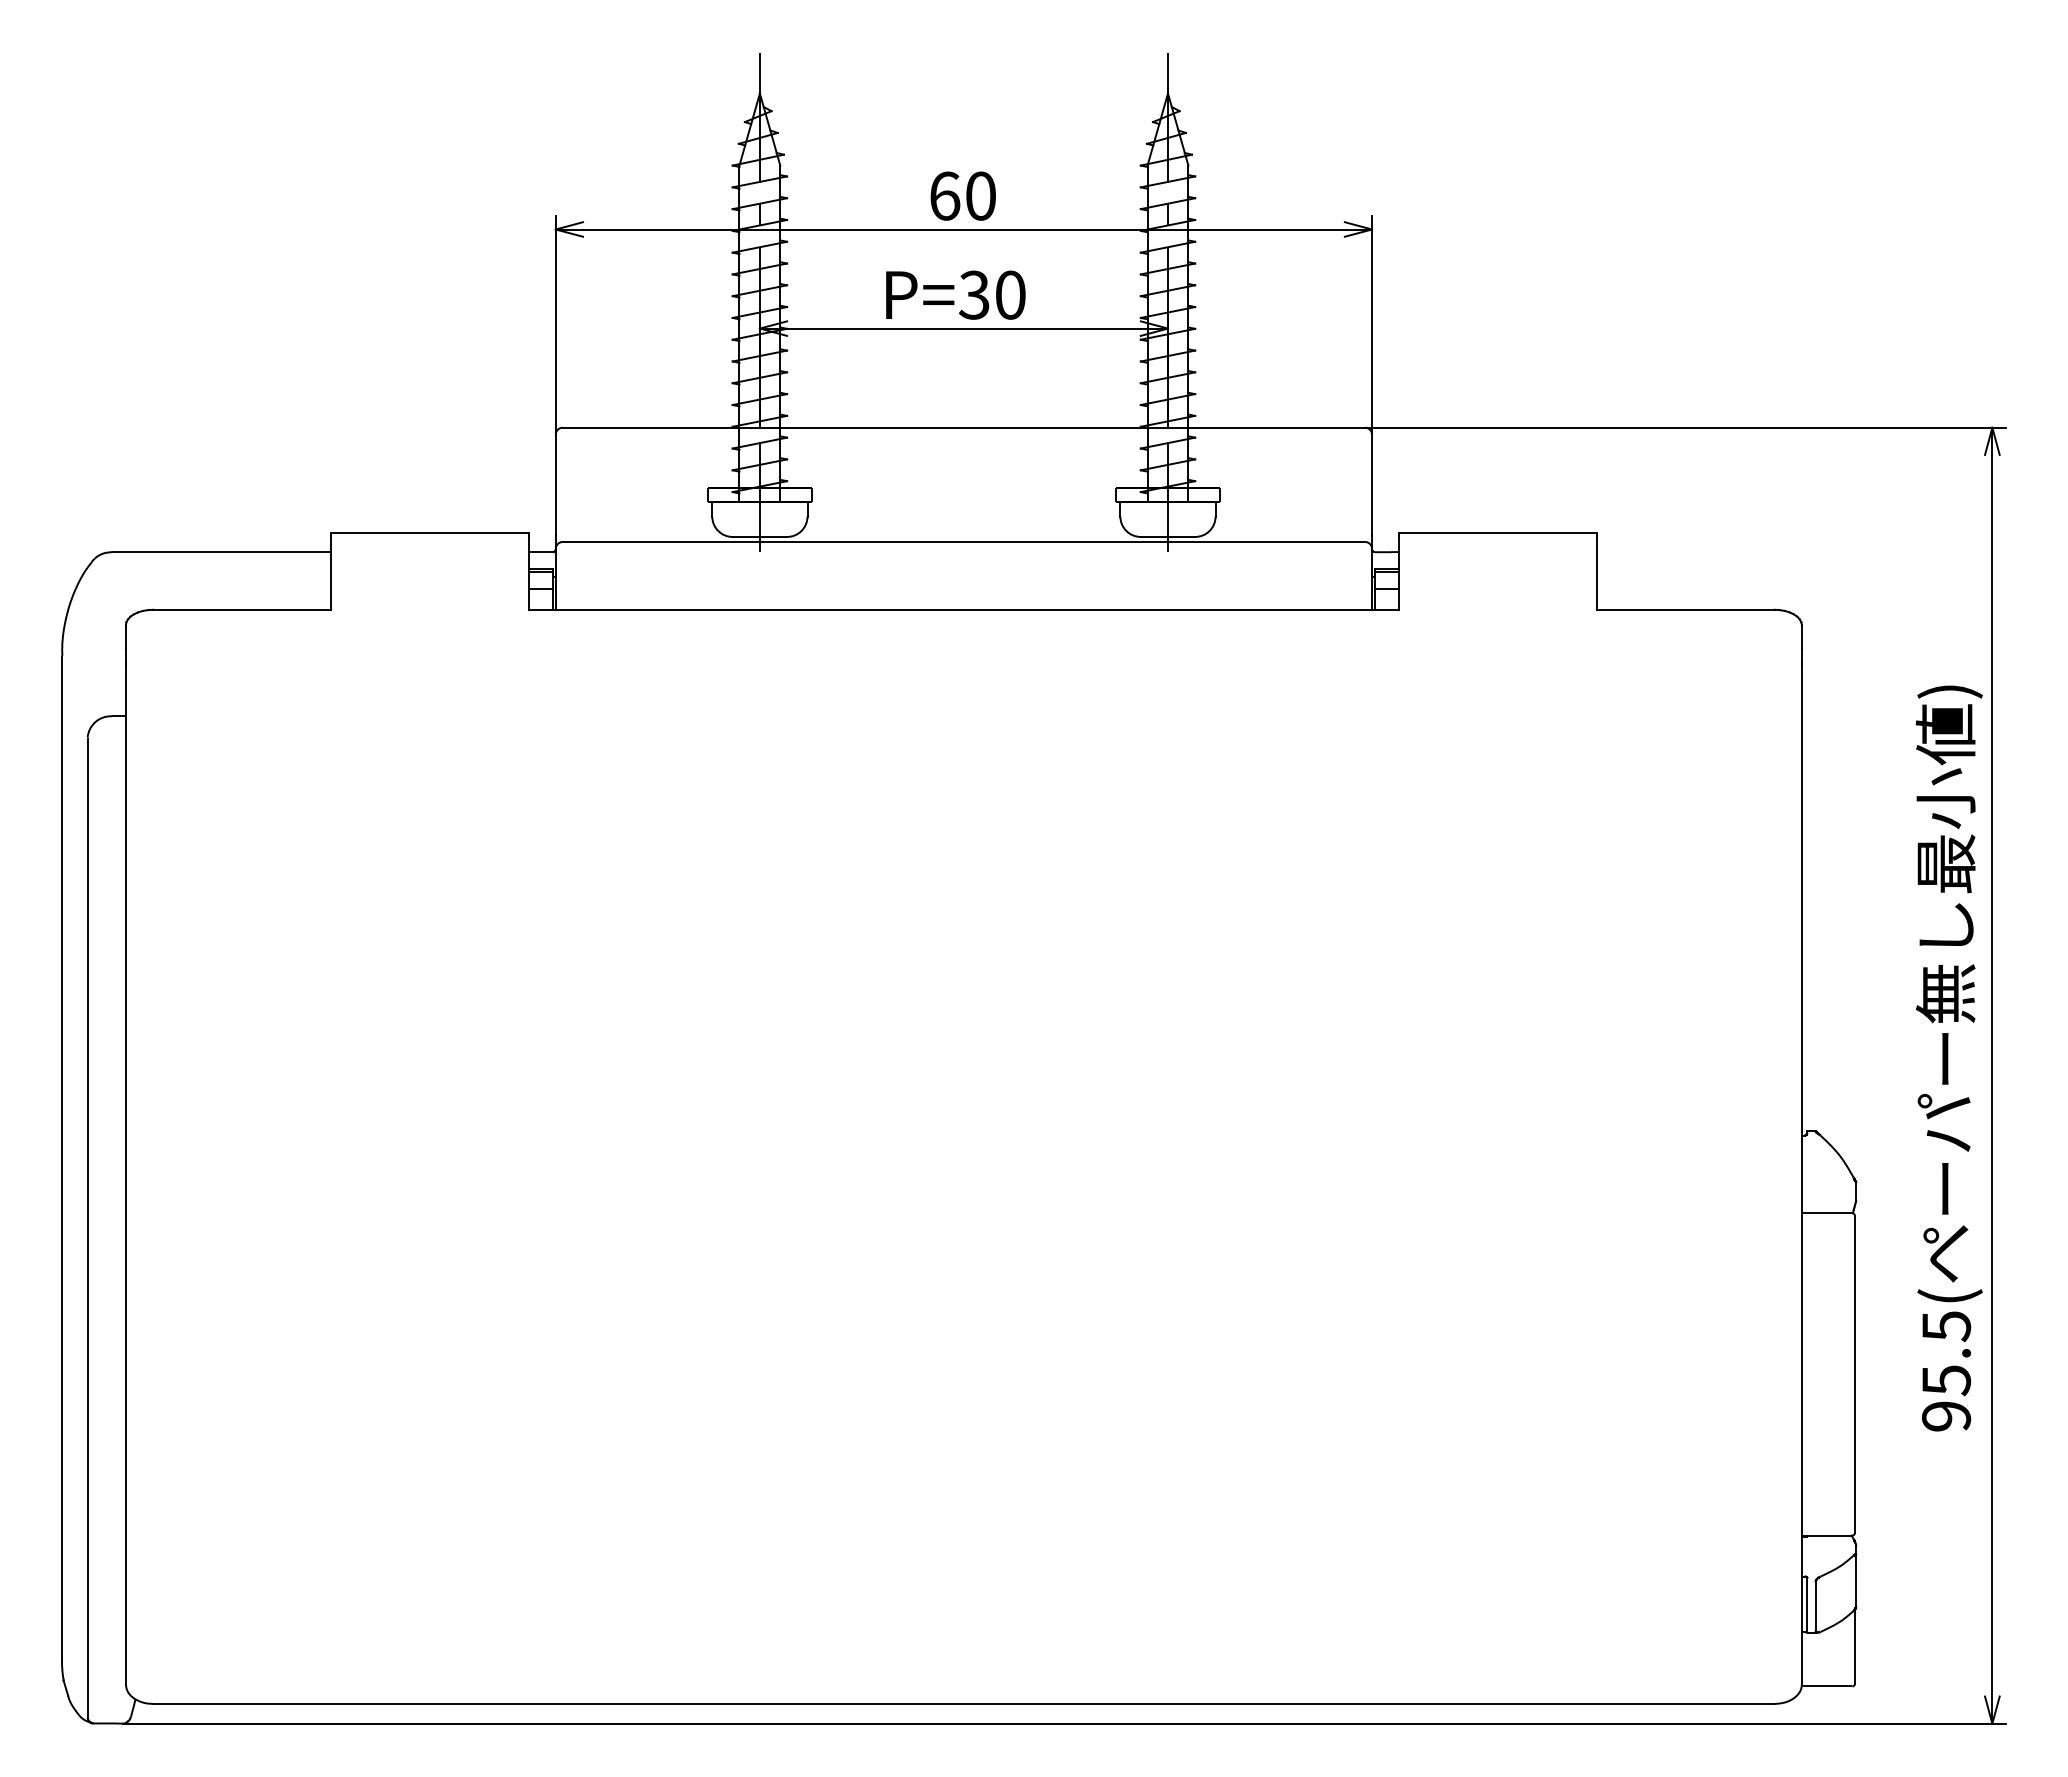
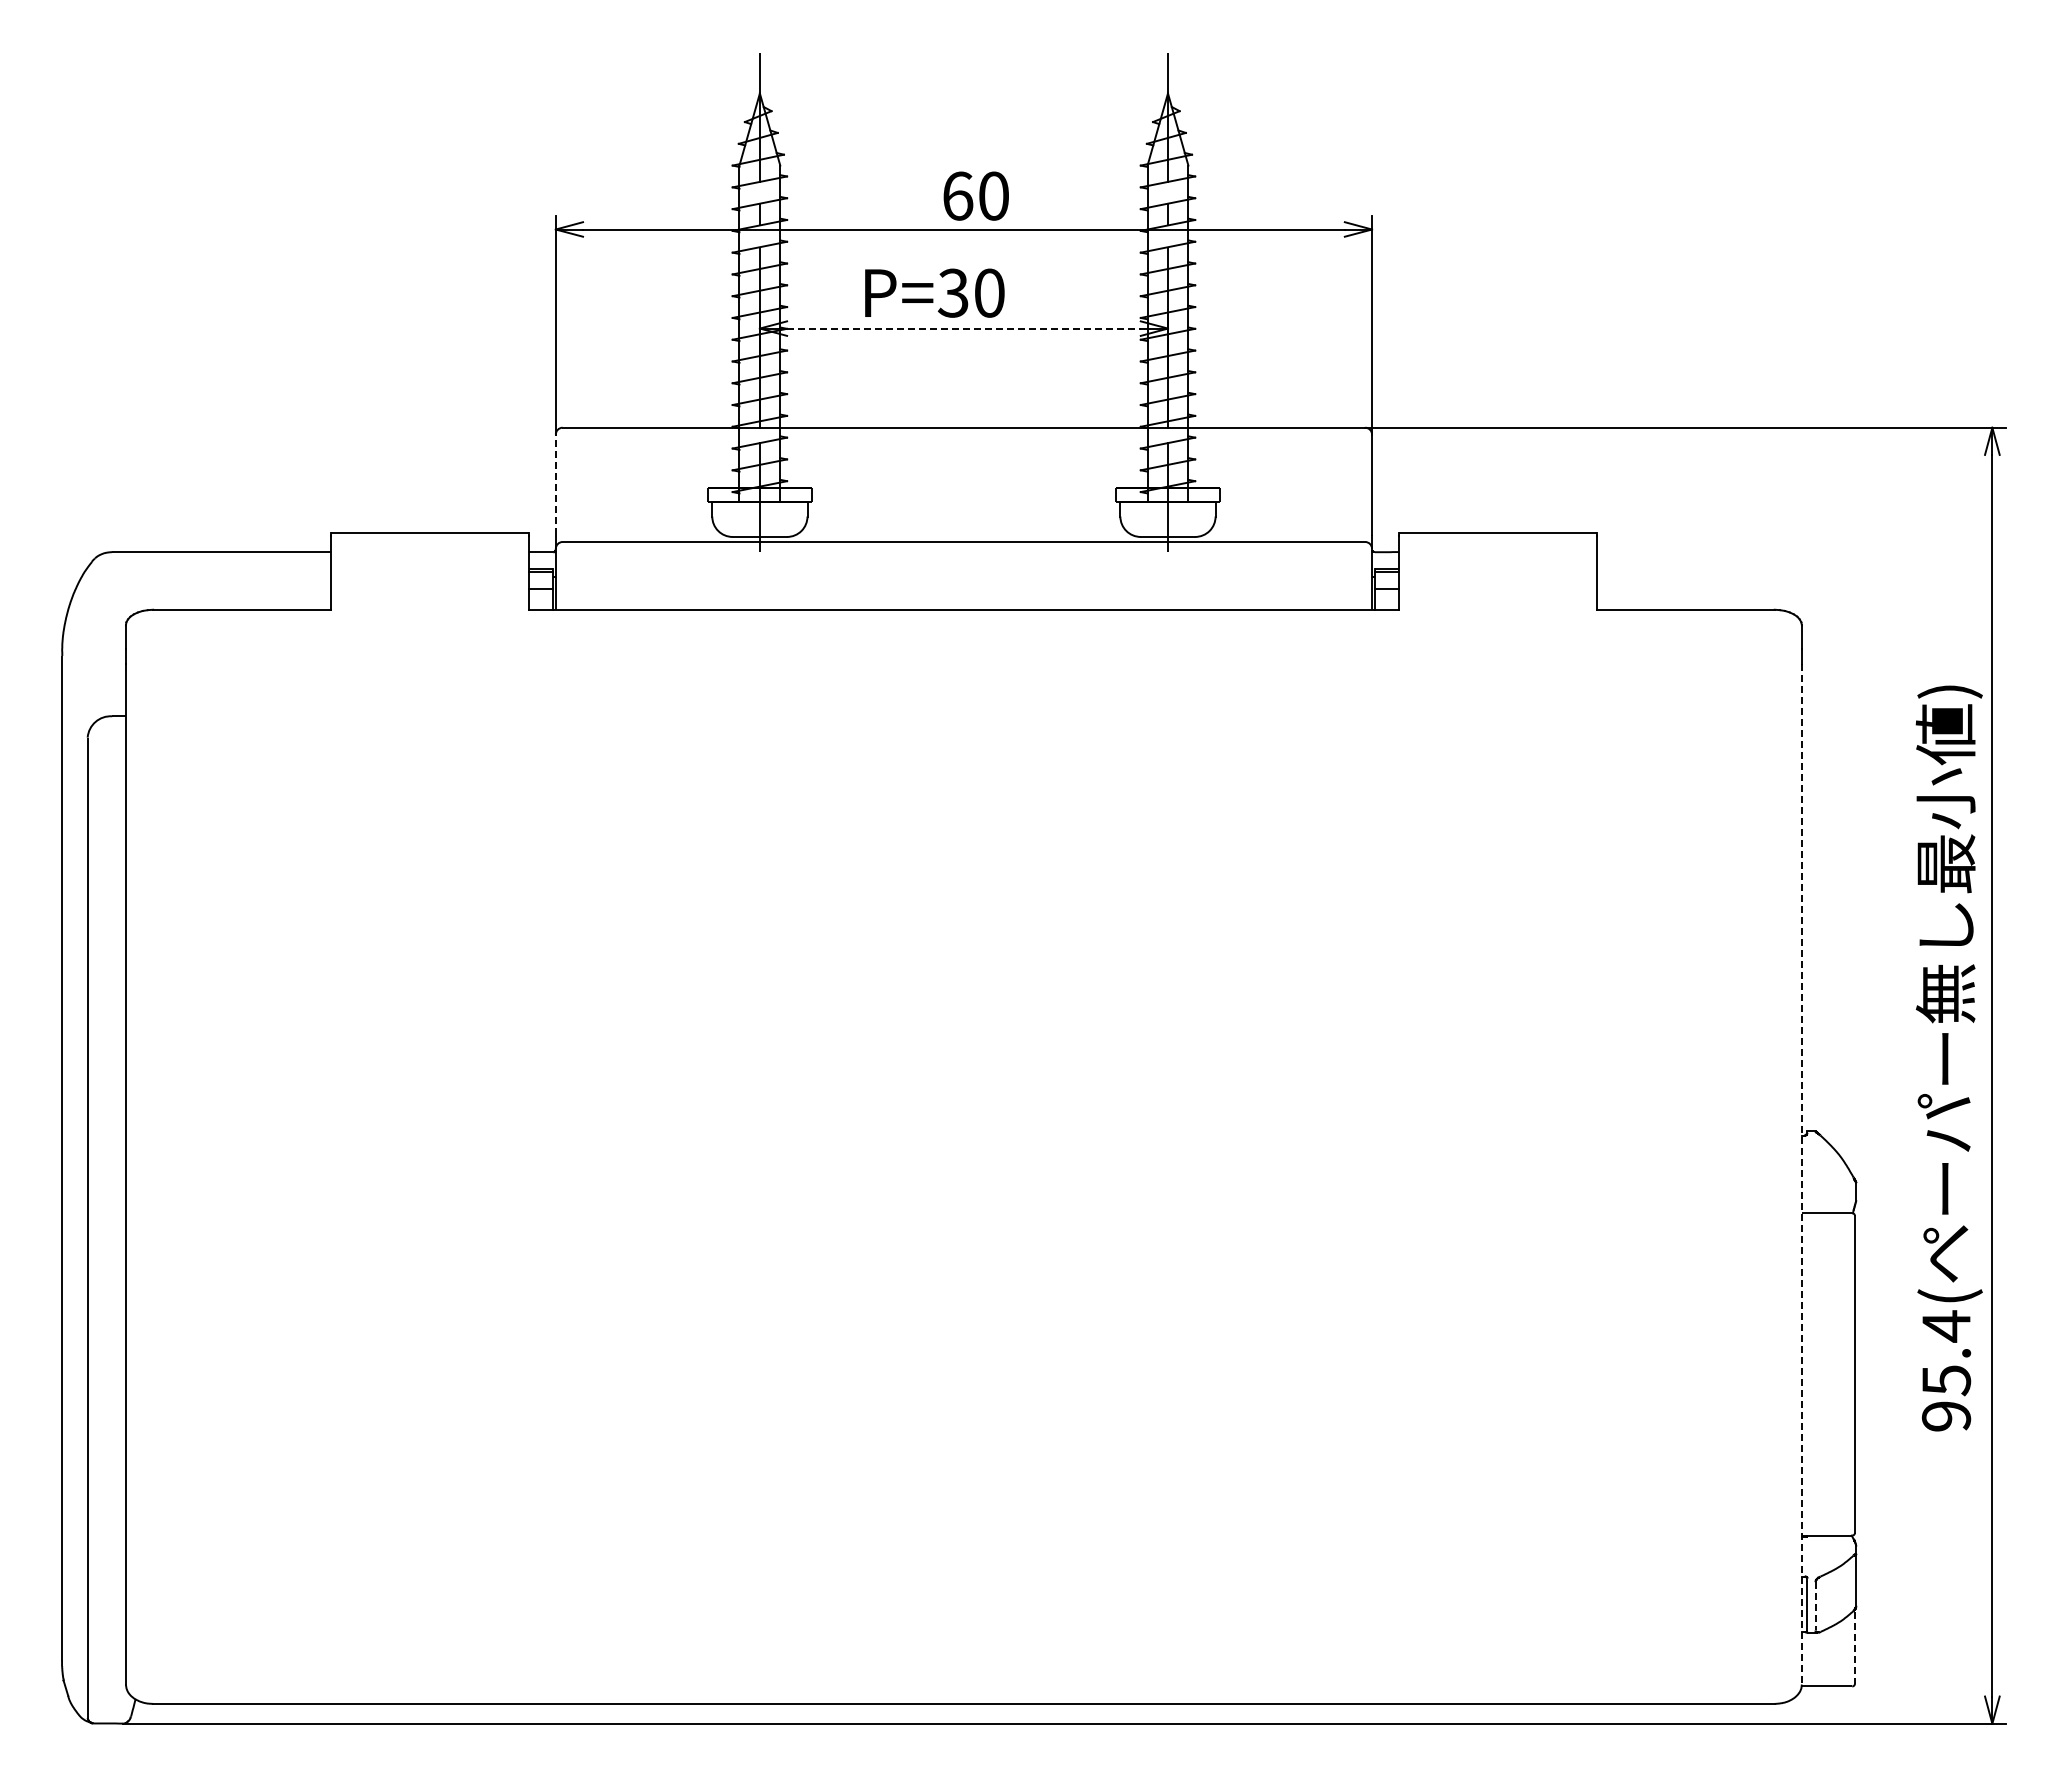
text position: (962, 195) -> (975, 195) (975, 195)
text position: (955, 294) -> (934, 292) (934, 292)
line: solid -> dashed (963, 328)
line: solid -> dashed (555, 484)
line: solid -> dashed (1801, 1175)
text: 95.5( -> 95.4( (1946, 1326)
line: solid -> dashed (1815, 1606)
line: solid -> dashed (1854, 1647)
